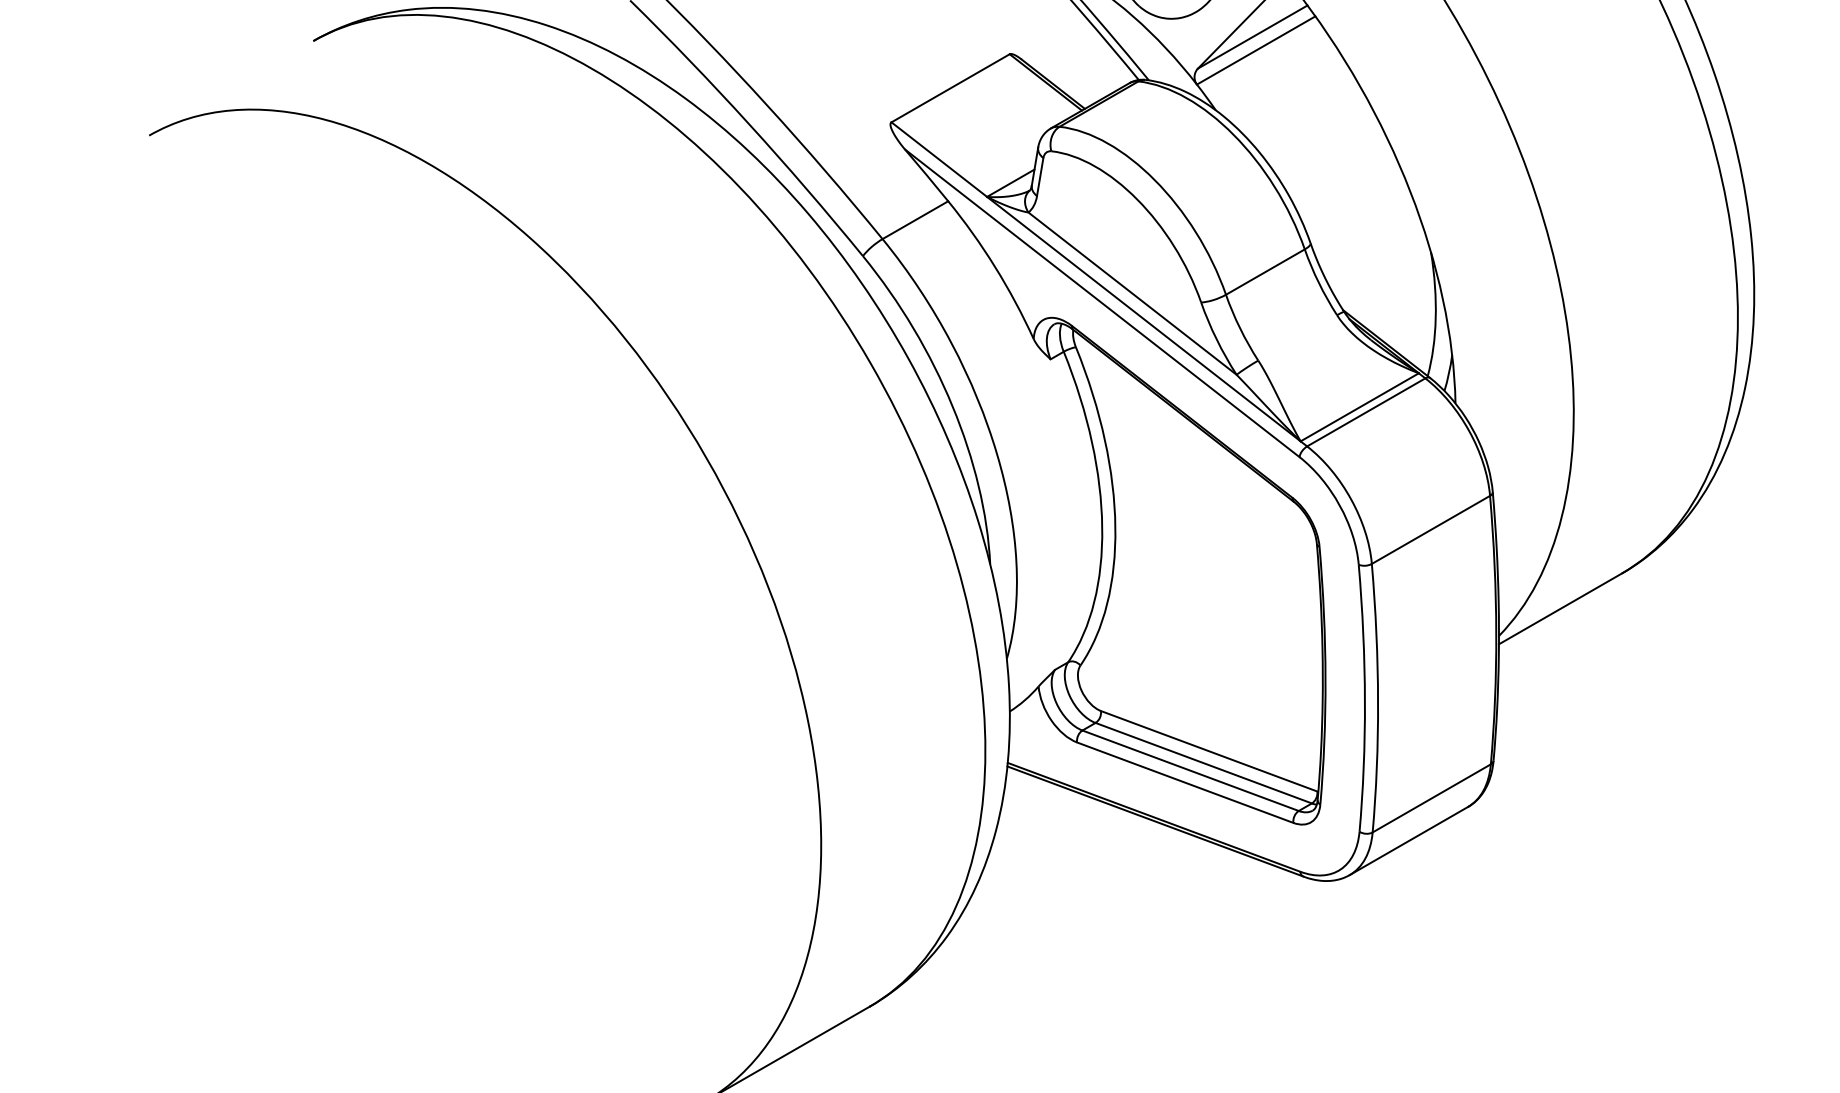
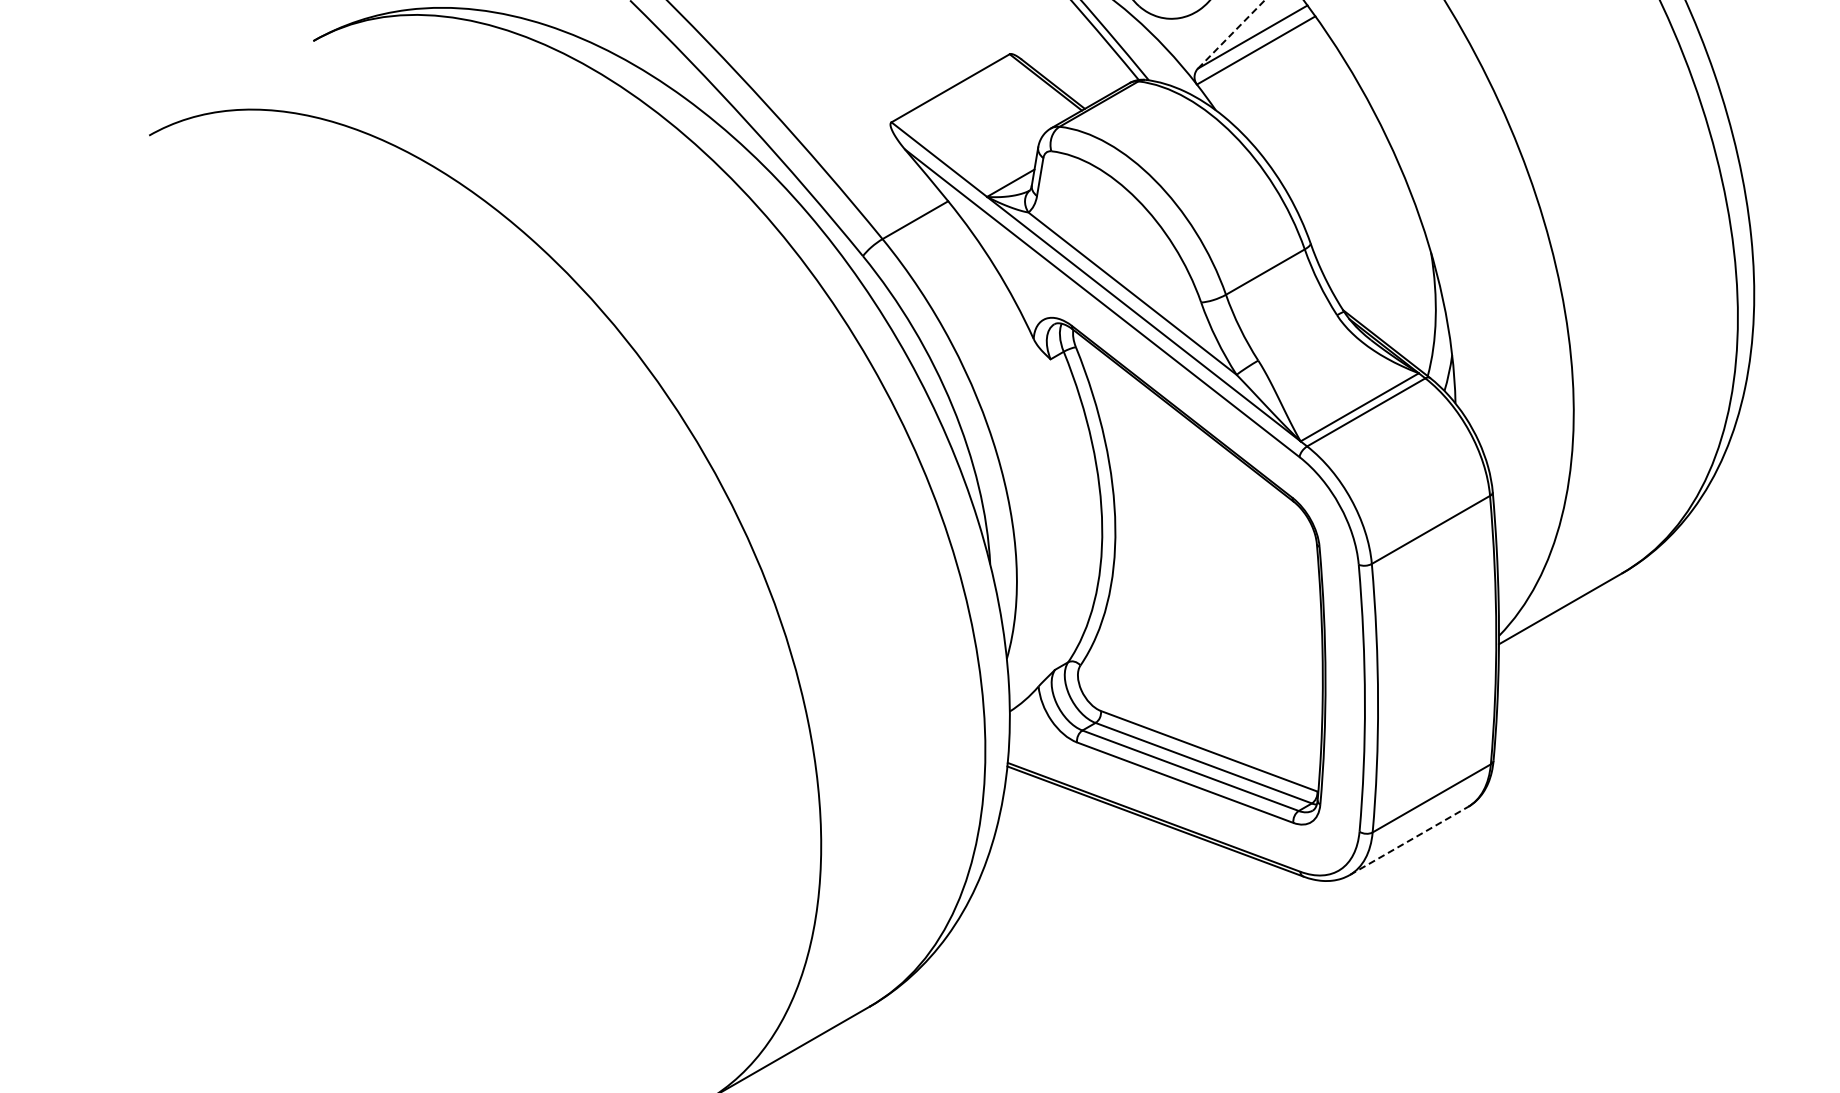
line: solid -> dashed (1231, 34)
line: solid -> dashed (1409, 840)
